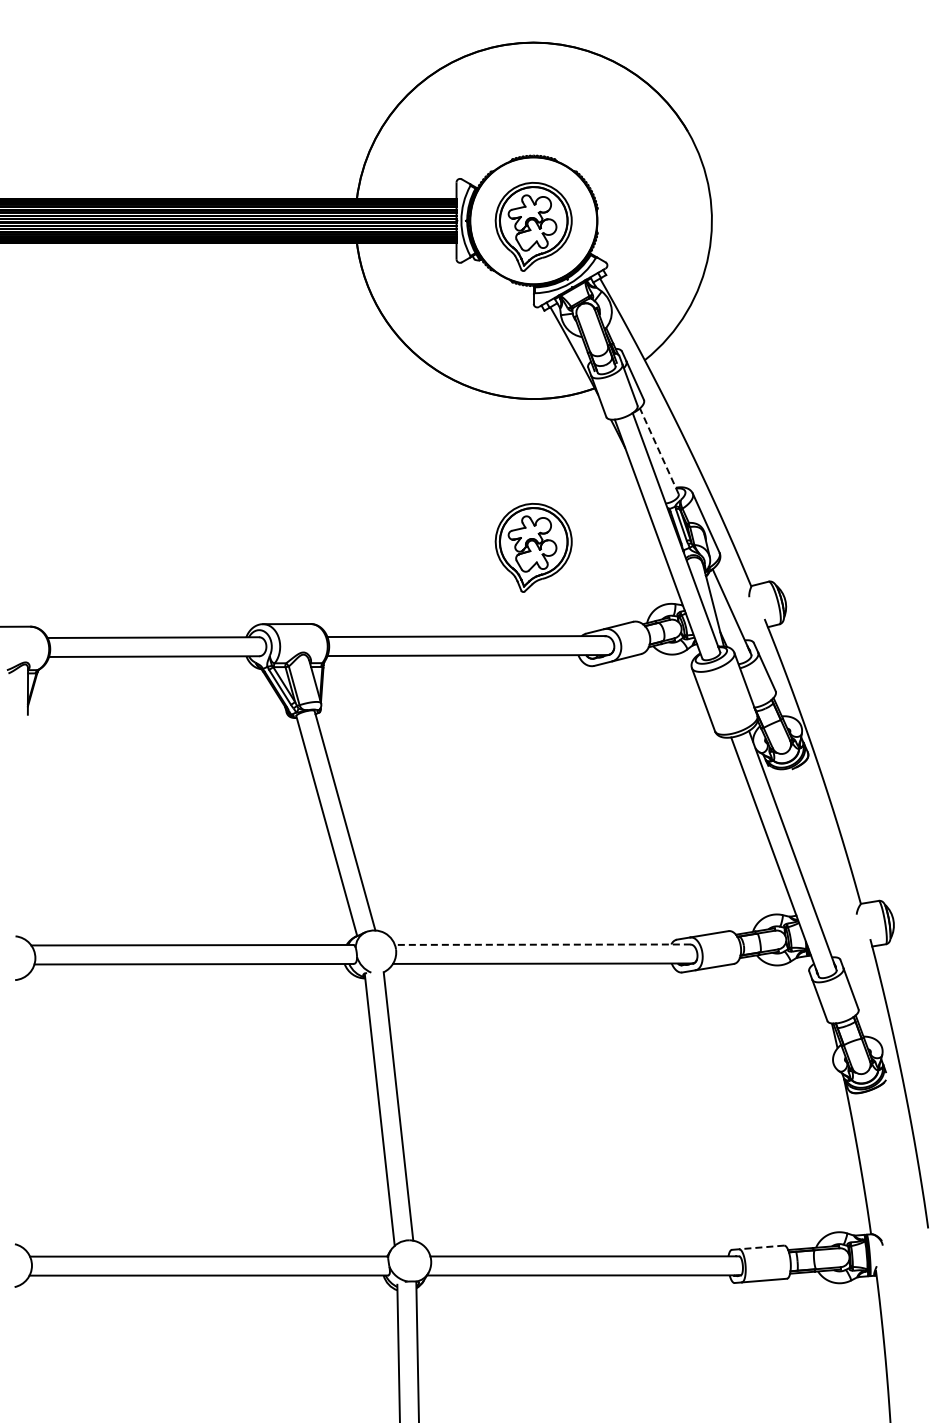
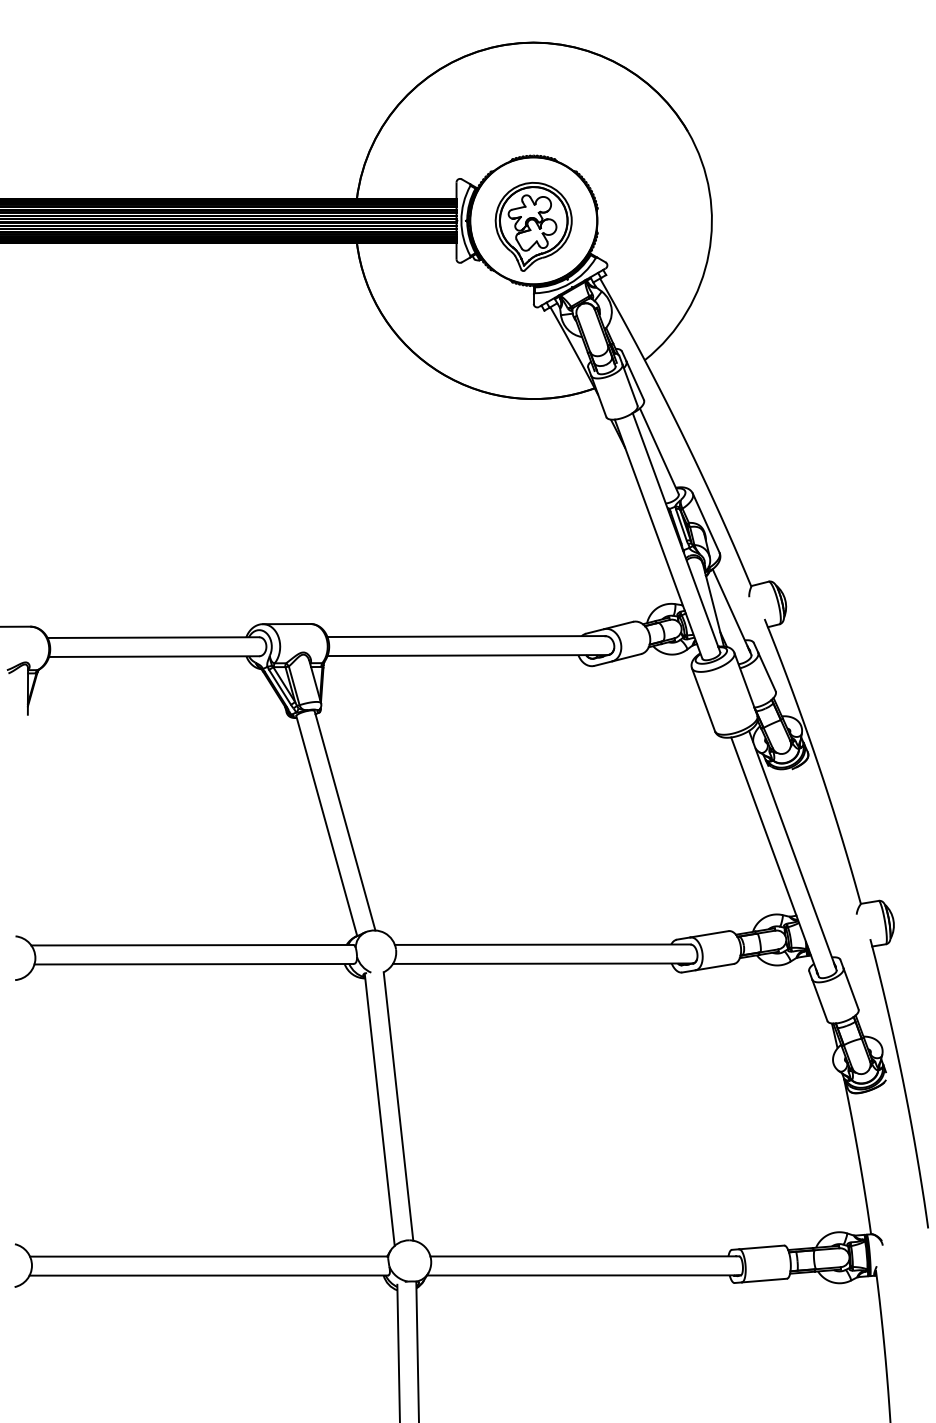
line: dashed -> solid (659, 451)
part: present -> none (533, 547)
line: dashed -> solid (542, 944)
line: dashed -> solid (761, 1247)
